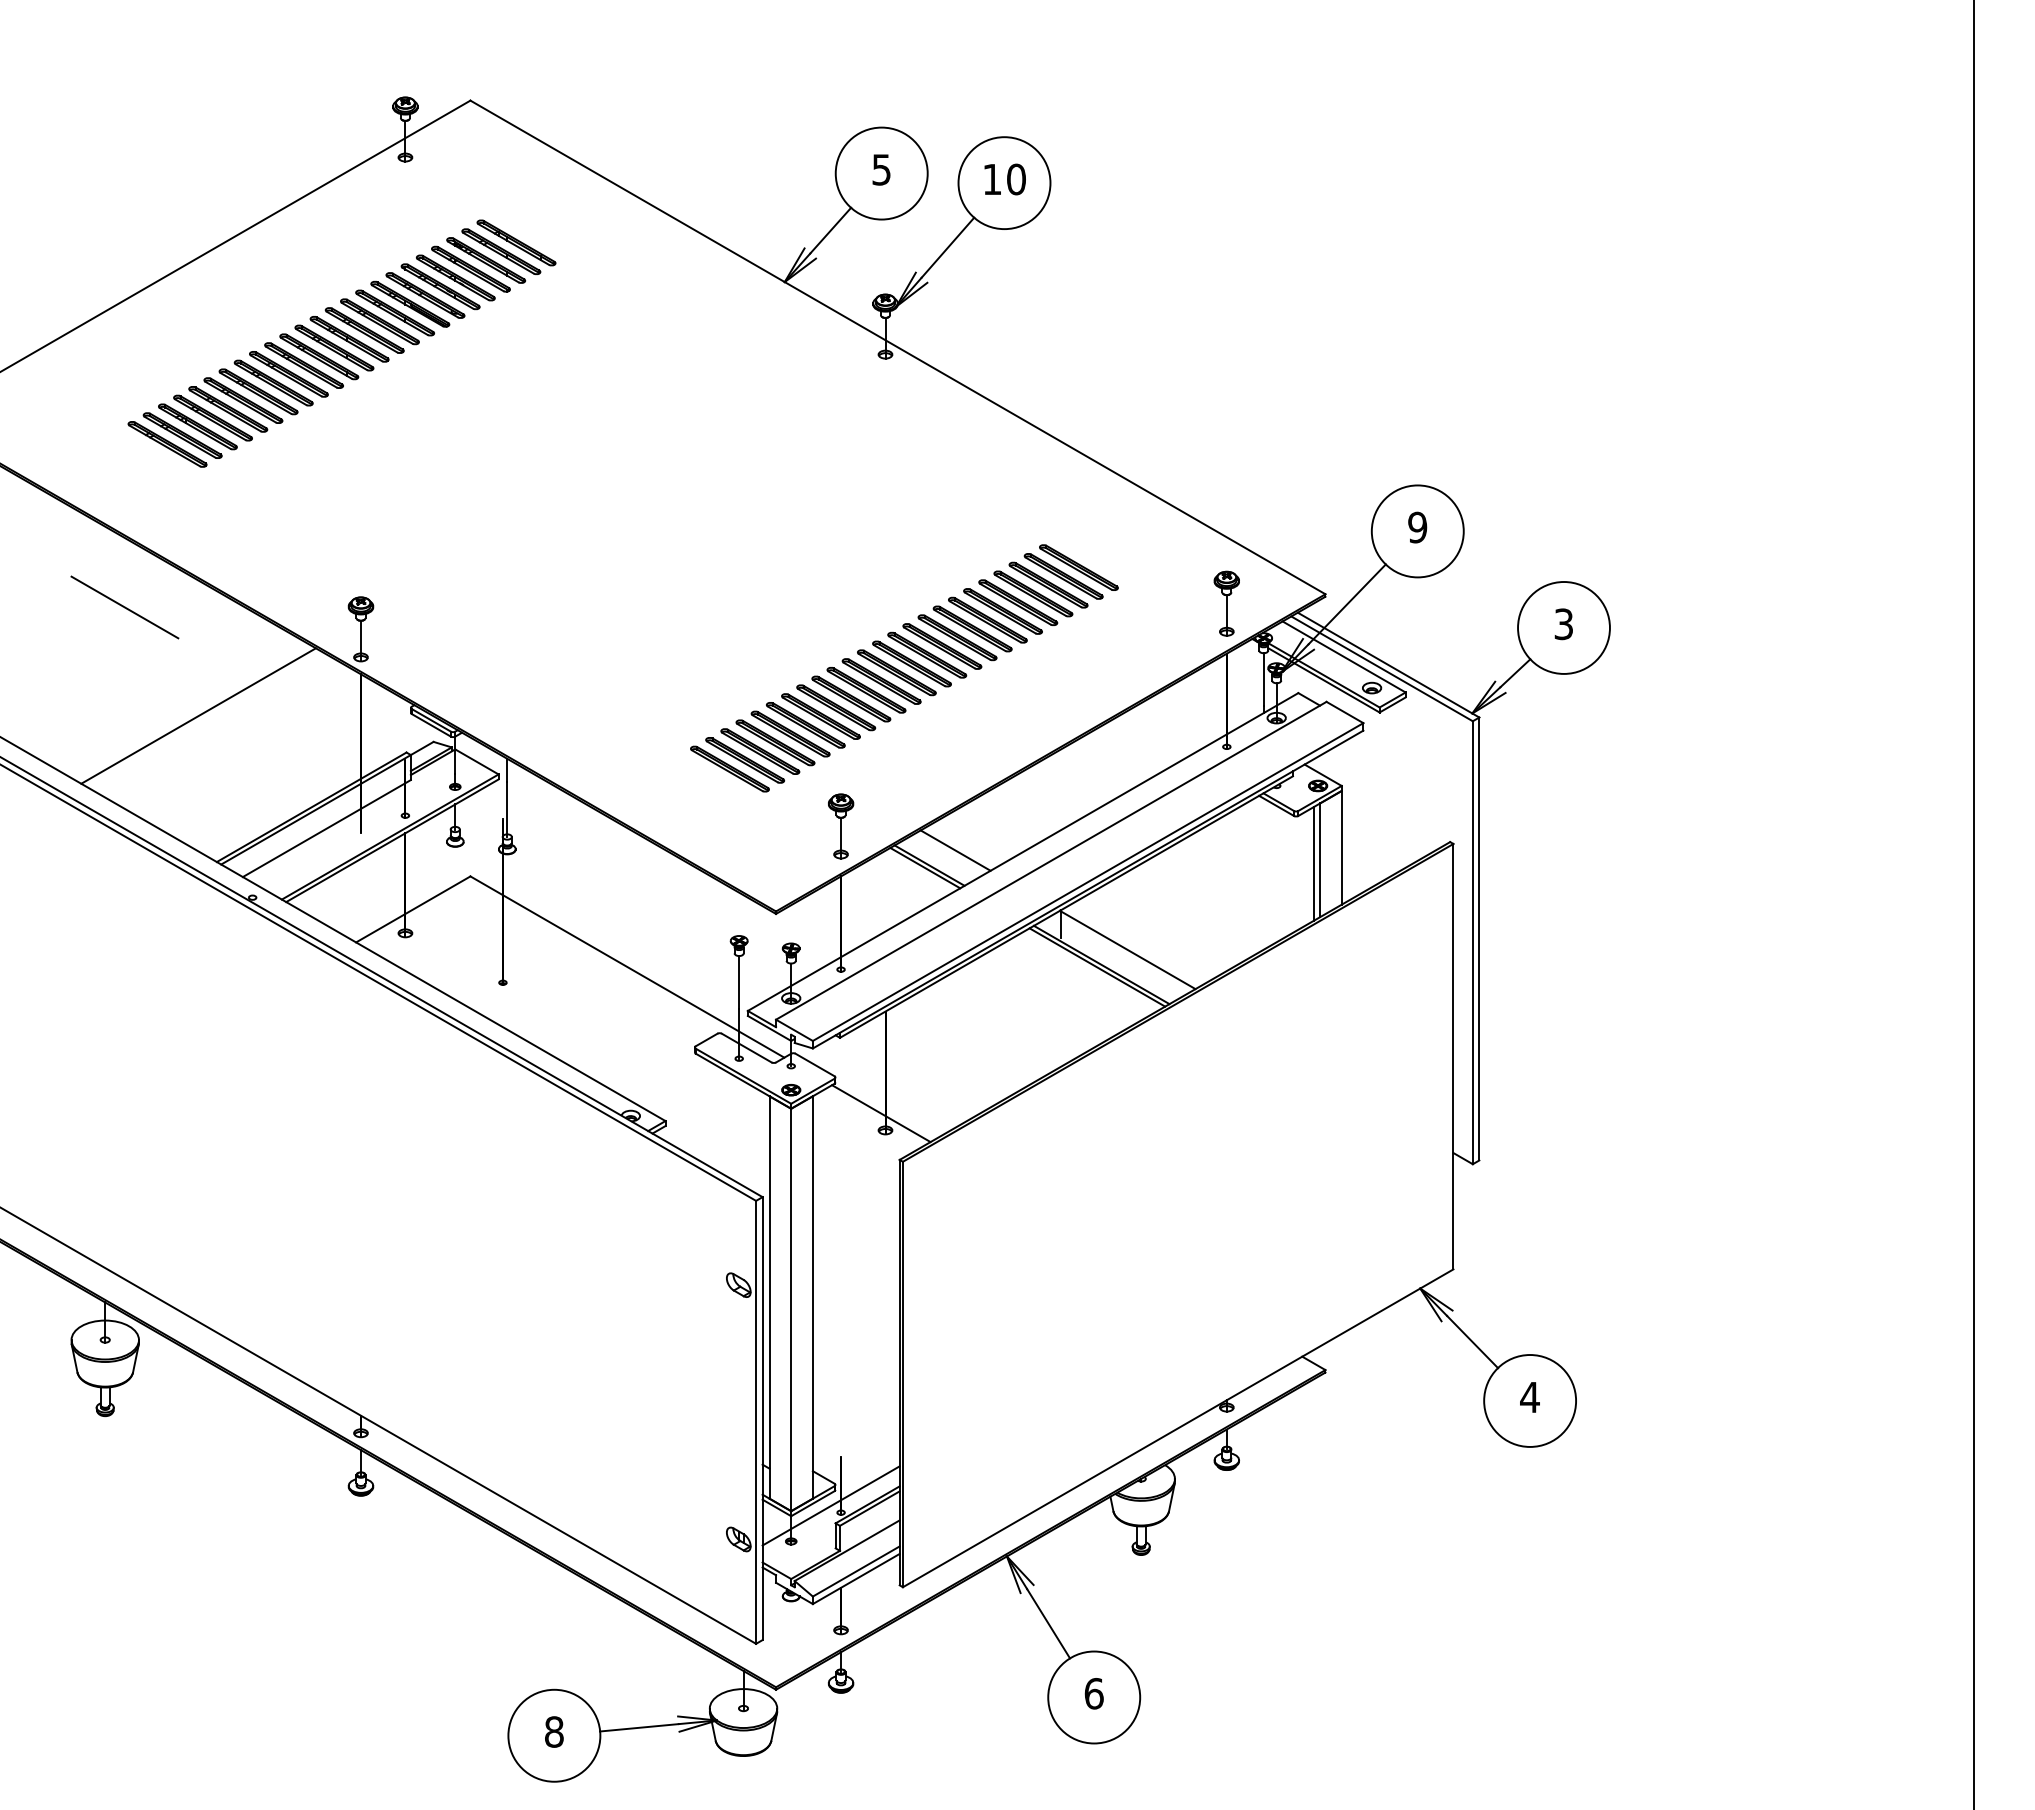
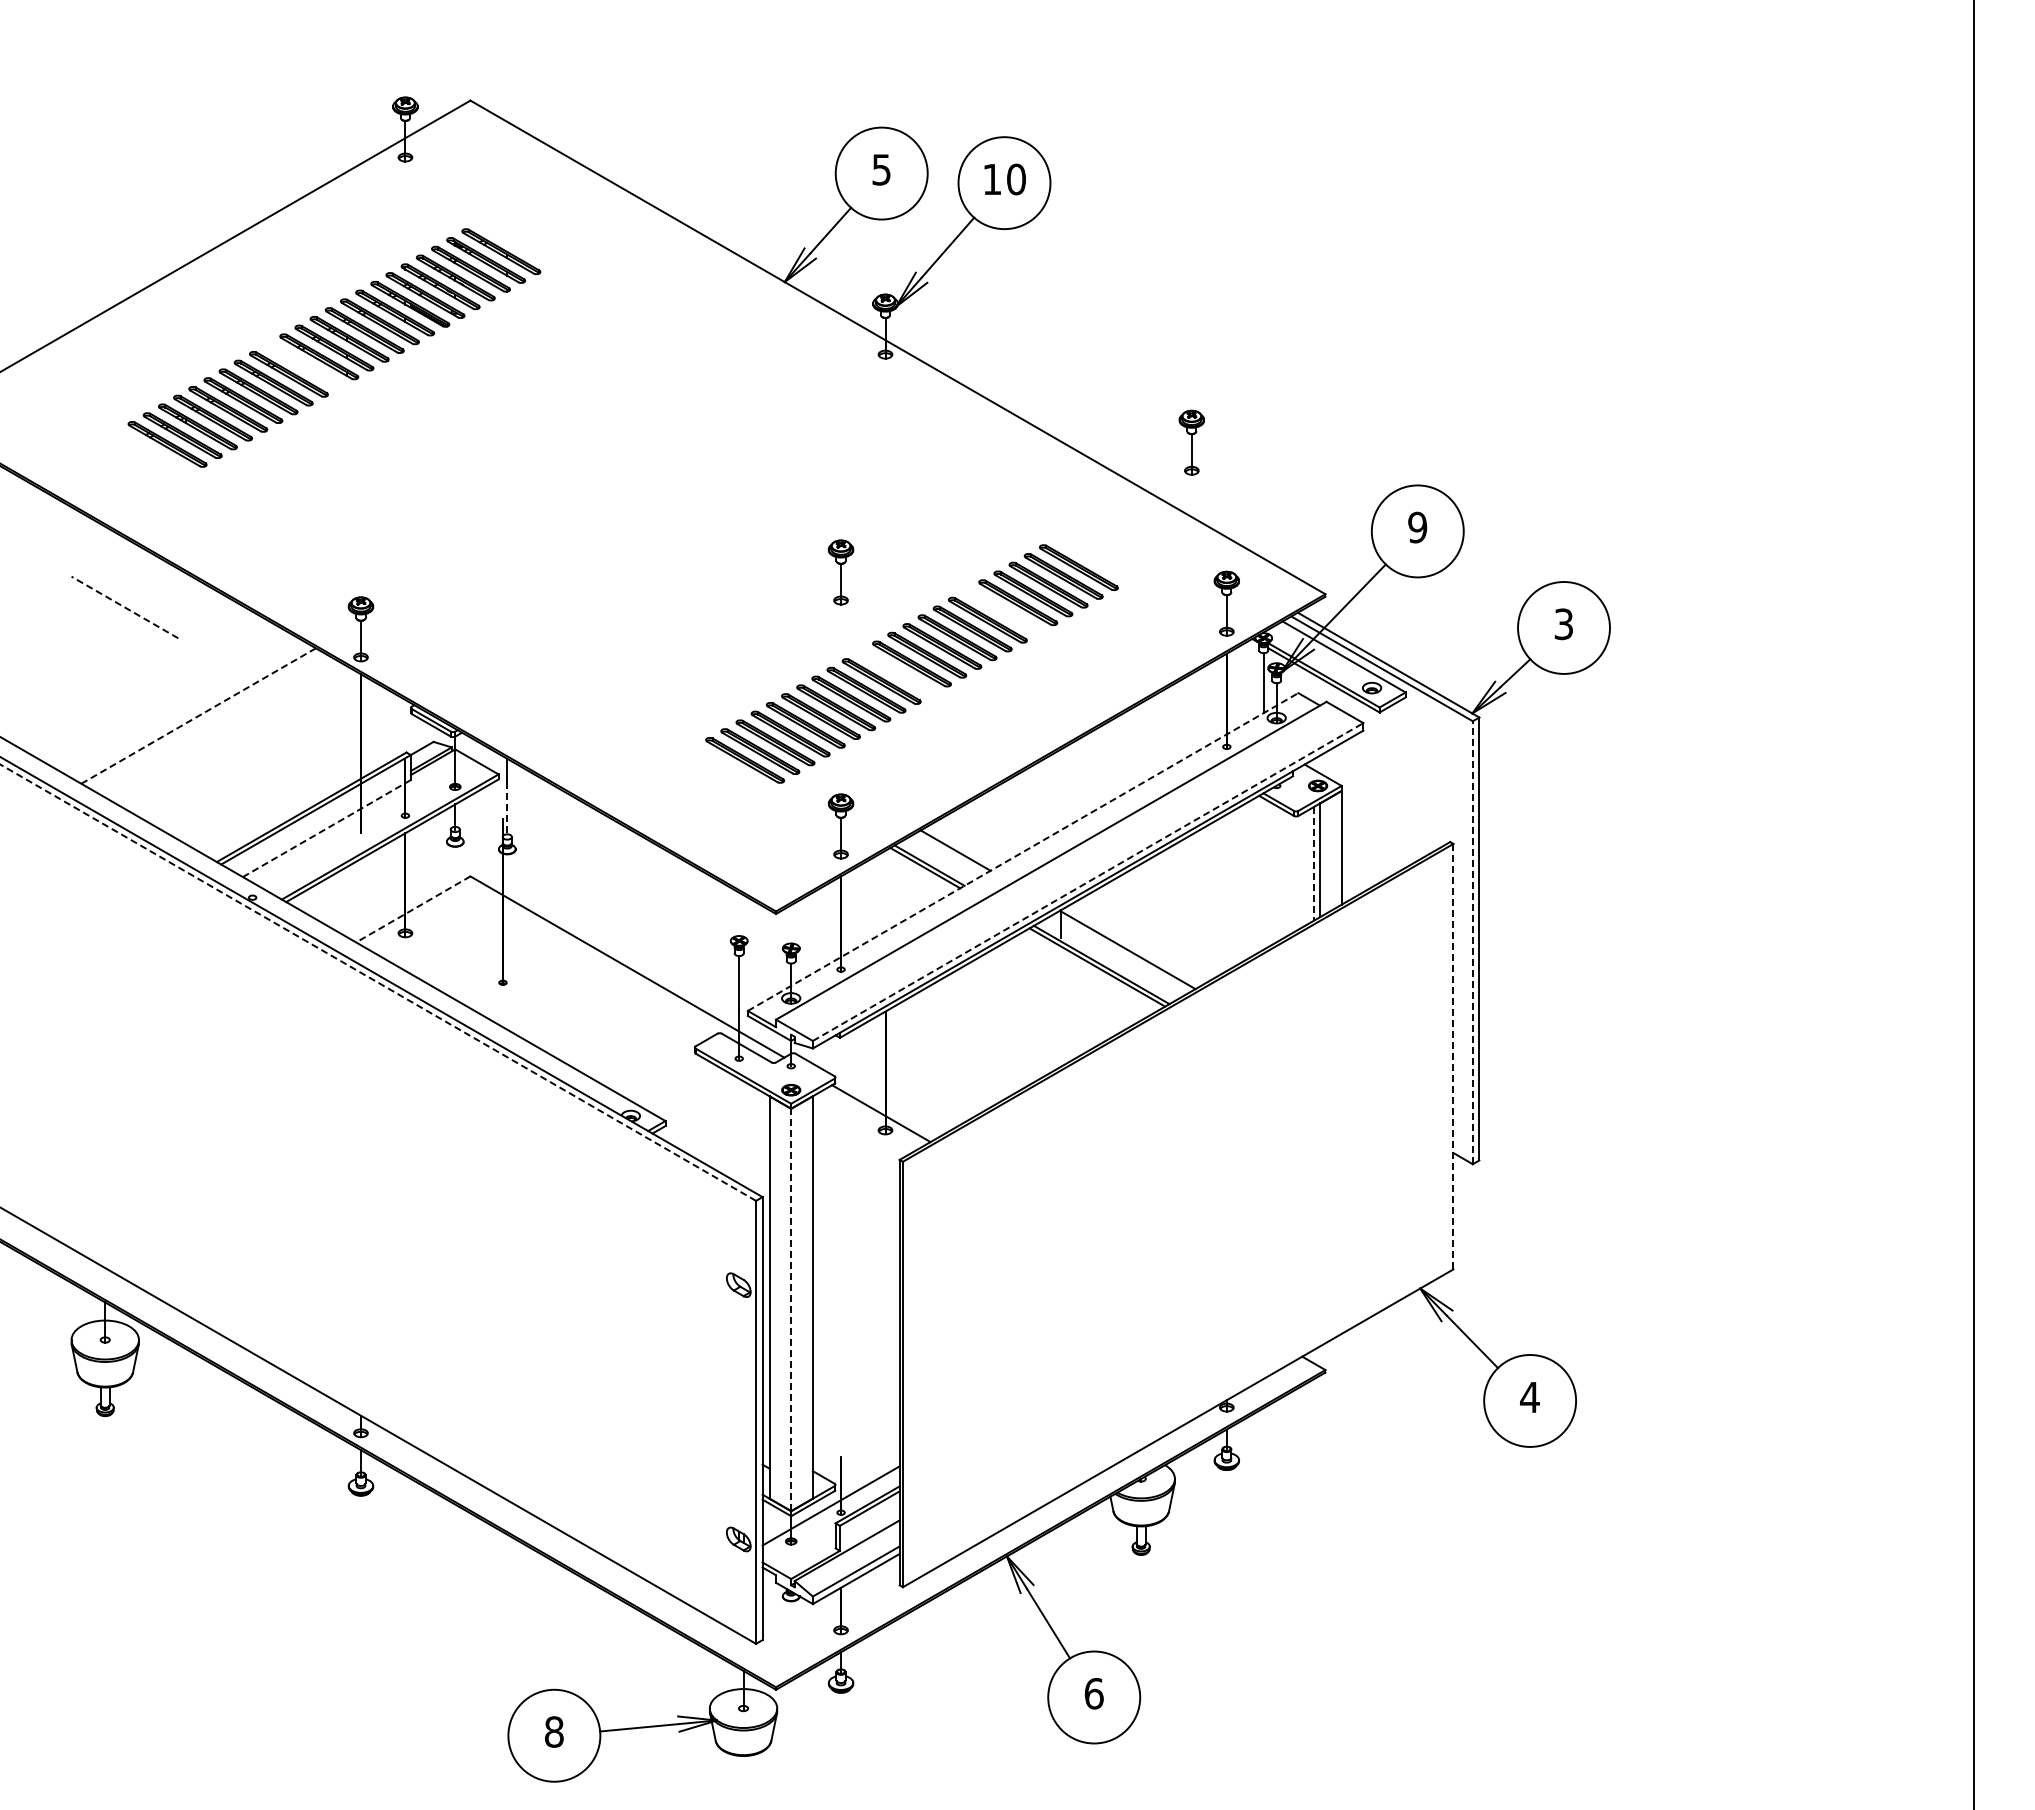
part: present -> none (516, 242)
part: present -> none (303, 365)
part: none -> present (1191, 442)
part: none -> present (841, 572)
line: solid -> dashed (124, 607)
part: present -> none (1002, 611)
part: present -> none (896, 672)
line: solid -> dashed (199, 715)
part: present -> none (729, 768)
line: solid -> dashed (507, 809)
line: solid -> dashed (326, 828)
line: solid -> dashed (1023, 852)
line: solid -> dashed (1313, 864)
line: solid -> dashed (1088, 882)
line: solid -> dashed (412, 909)
line: solid -> dashed (1472, 942)
line: solid -> dashed (377, 982)
line: solid -> dashed (1453, 1056)
line: solid -> dashed (791, 1309)
